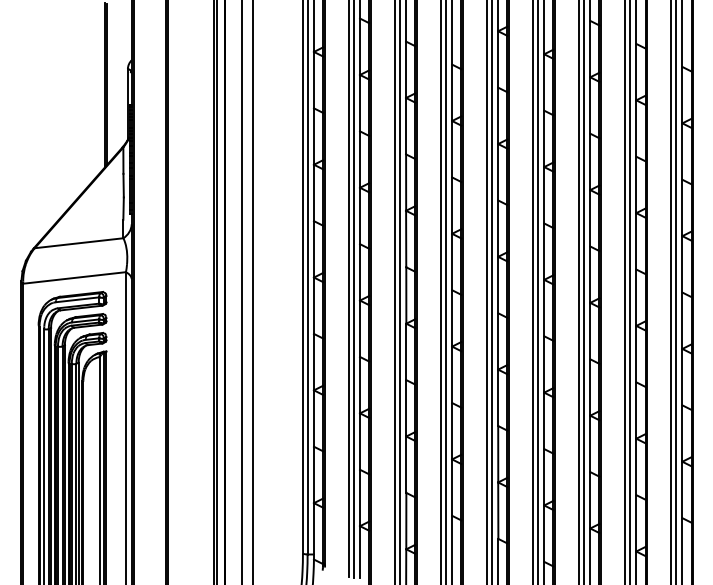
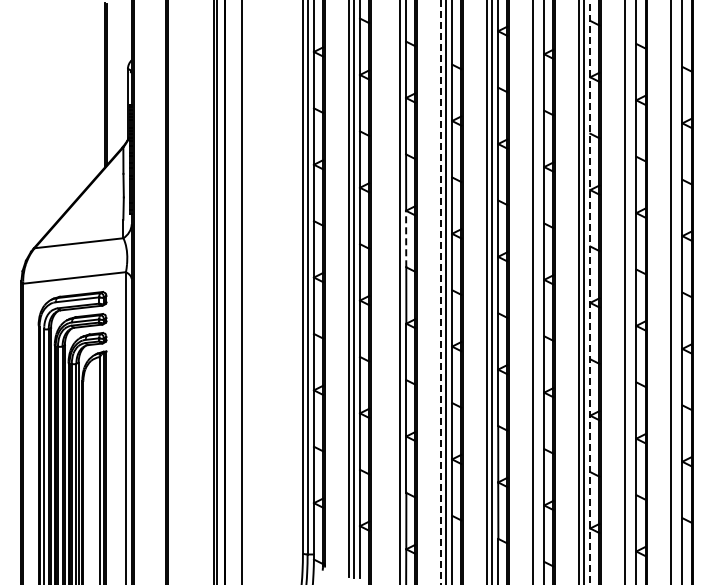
line: solid -> dashed (406, 238)
line: present -> none (252, 291)
line: present -> none (395, 291)
line: present -> none (537, 291)
line: present -> none (629, 291)
line: present -> none (676, 291)
line: solid -> dashed (441, 292)
line: solid -> dashed (590, 292)
